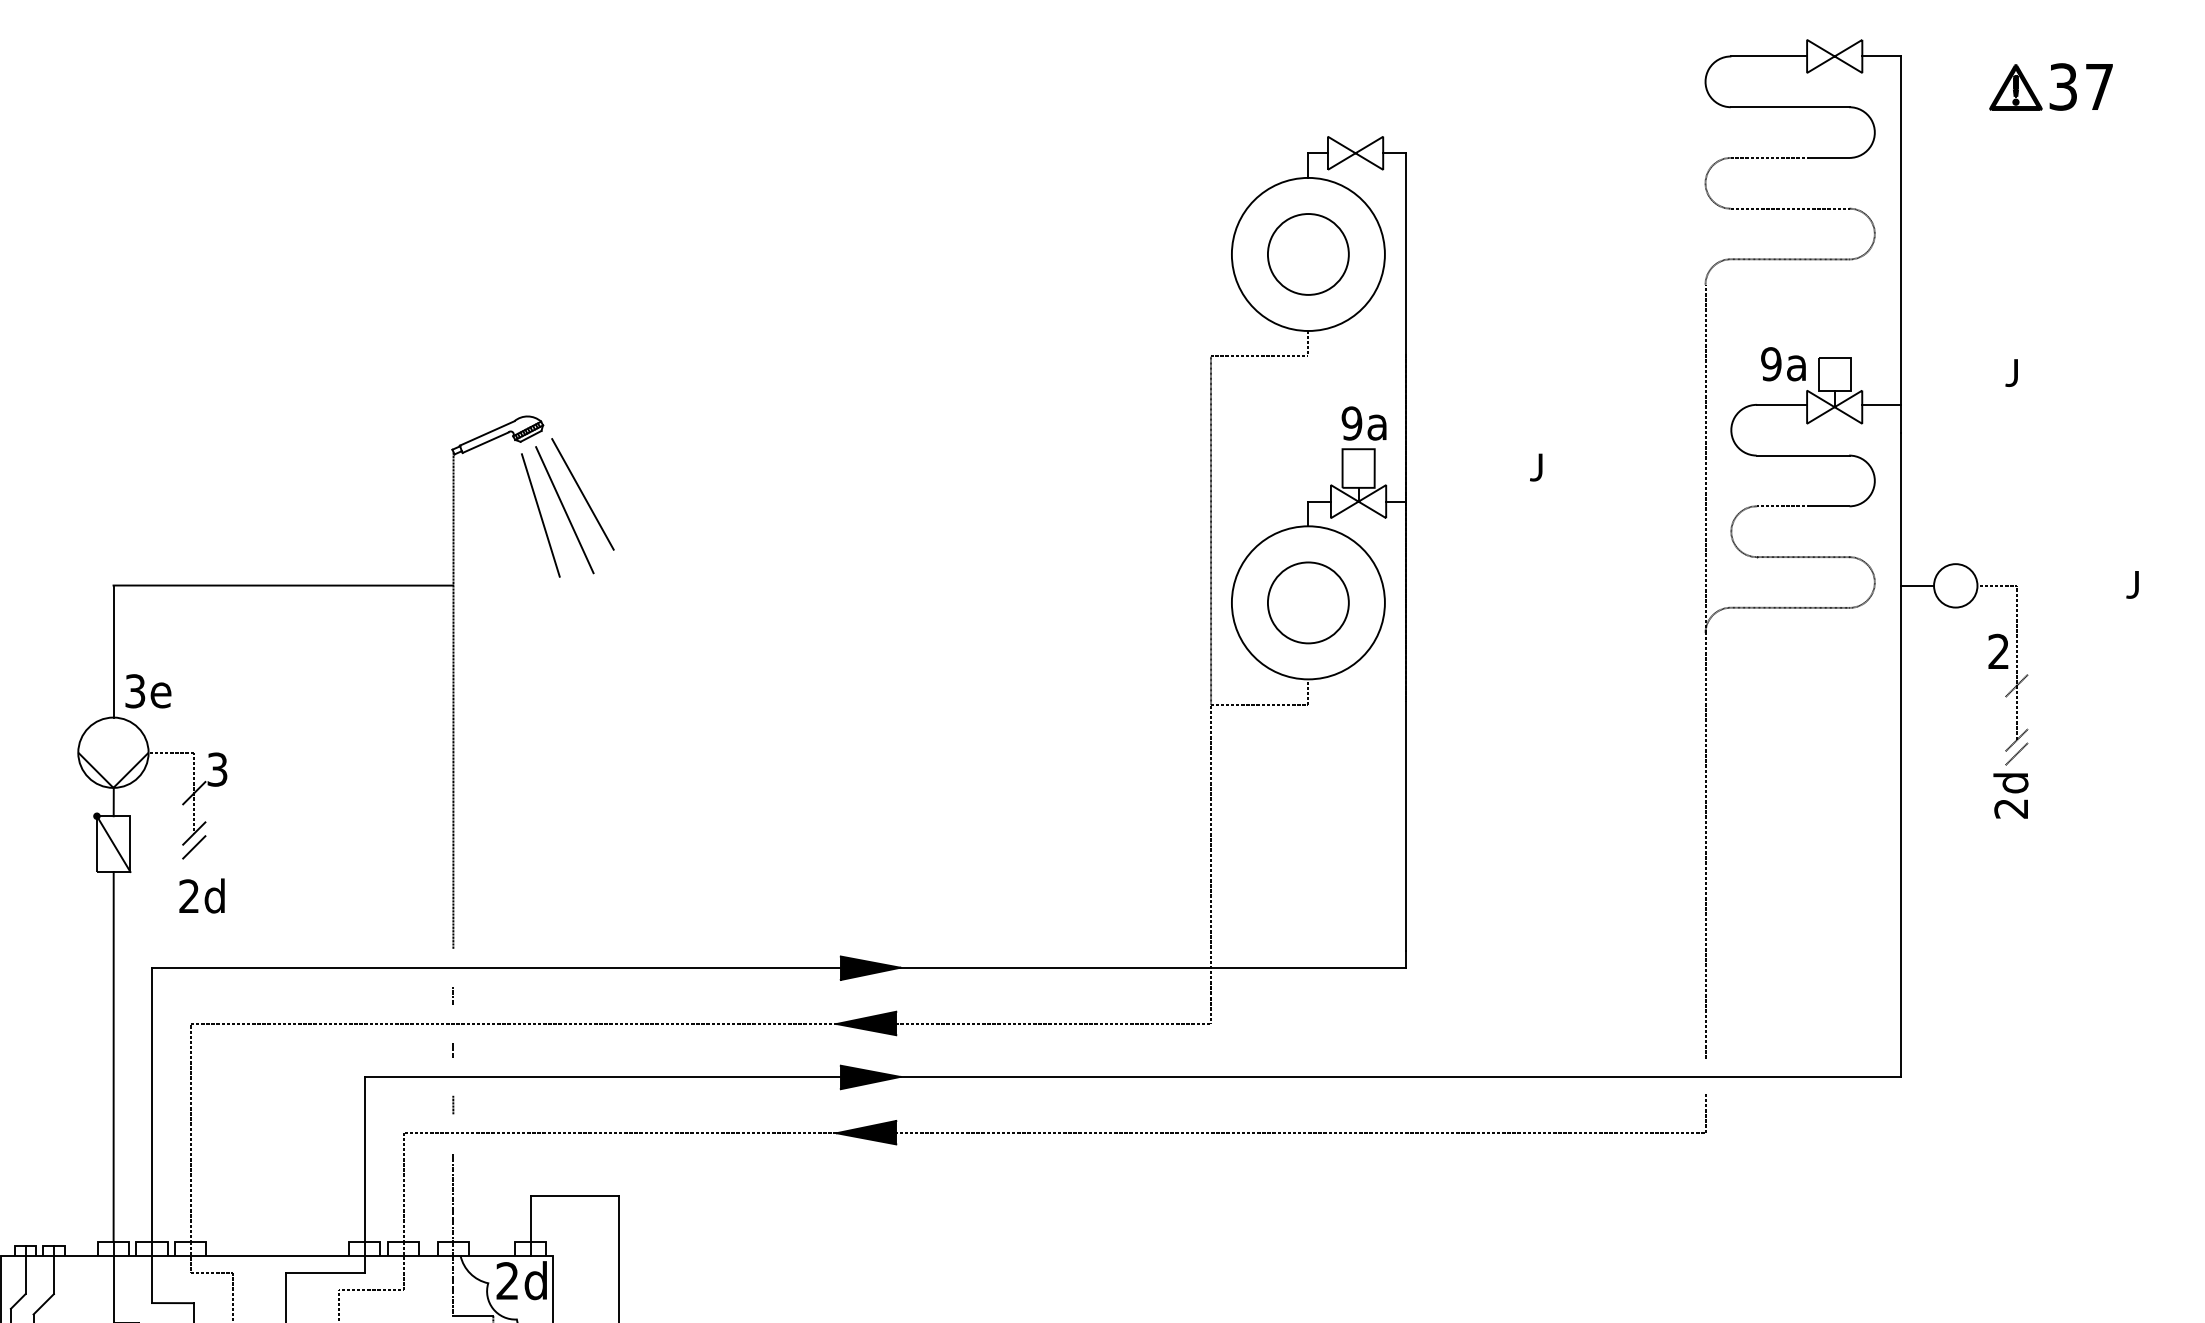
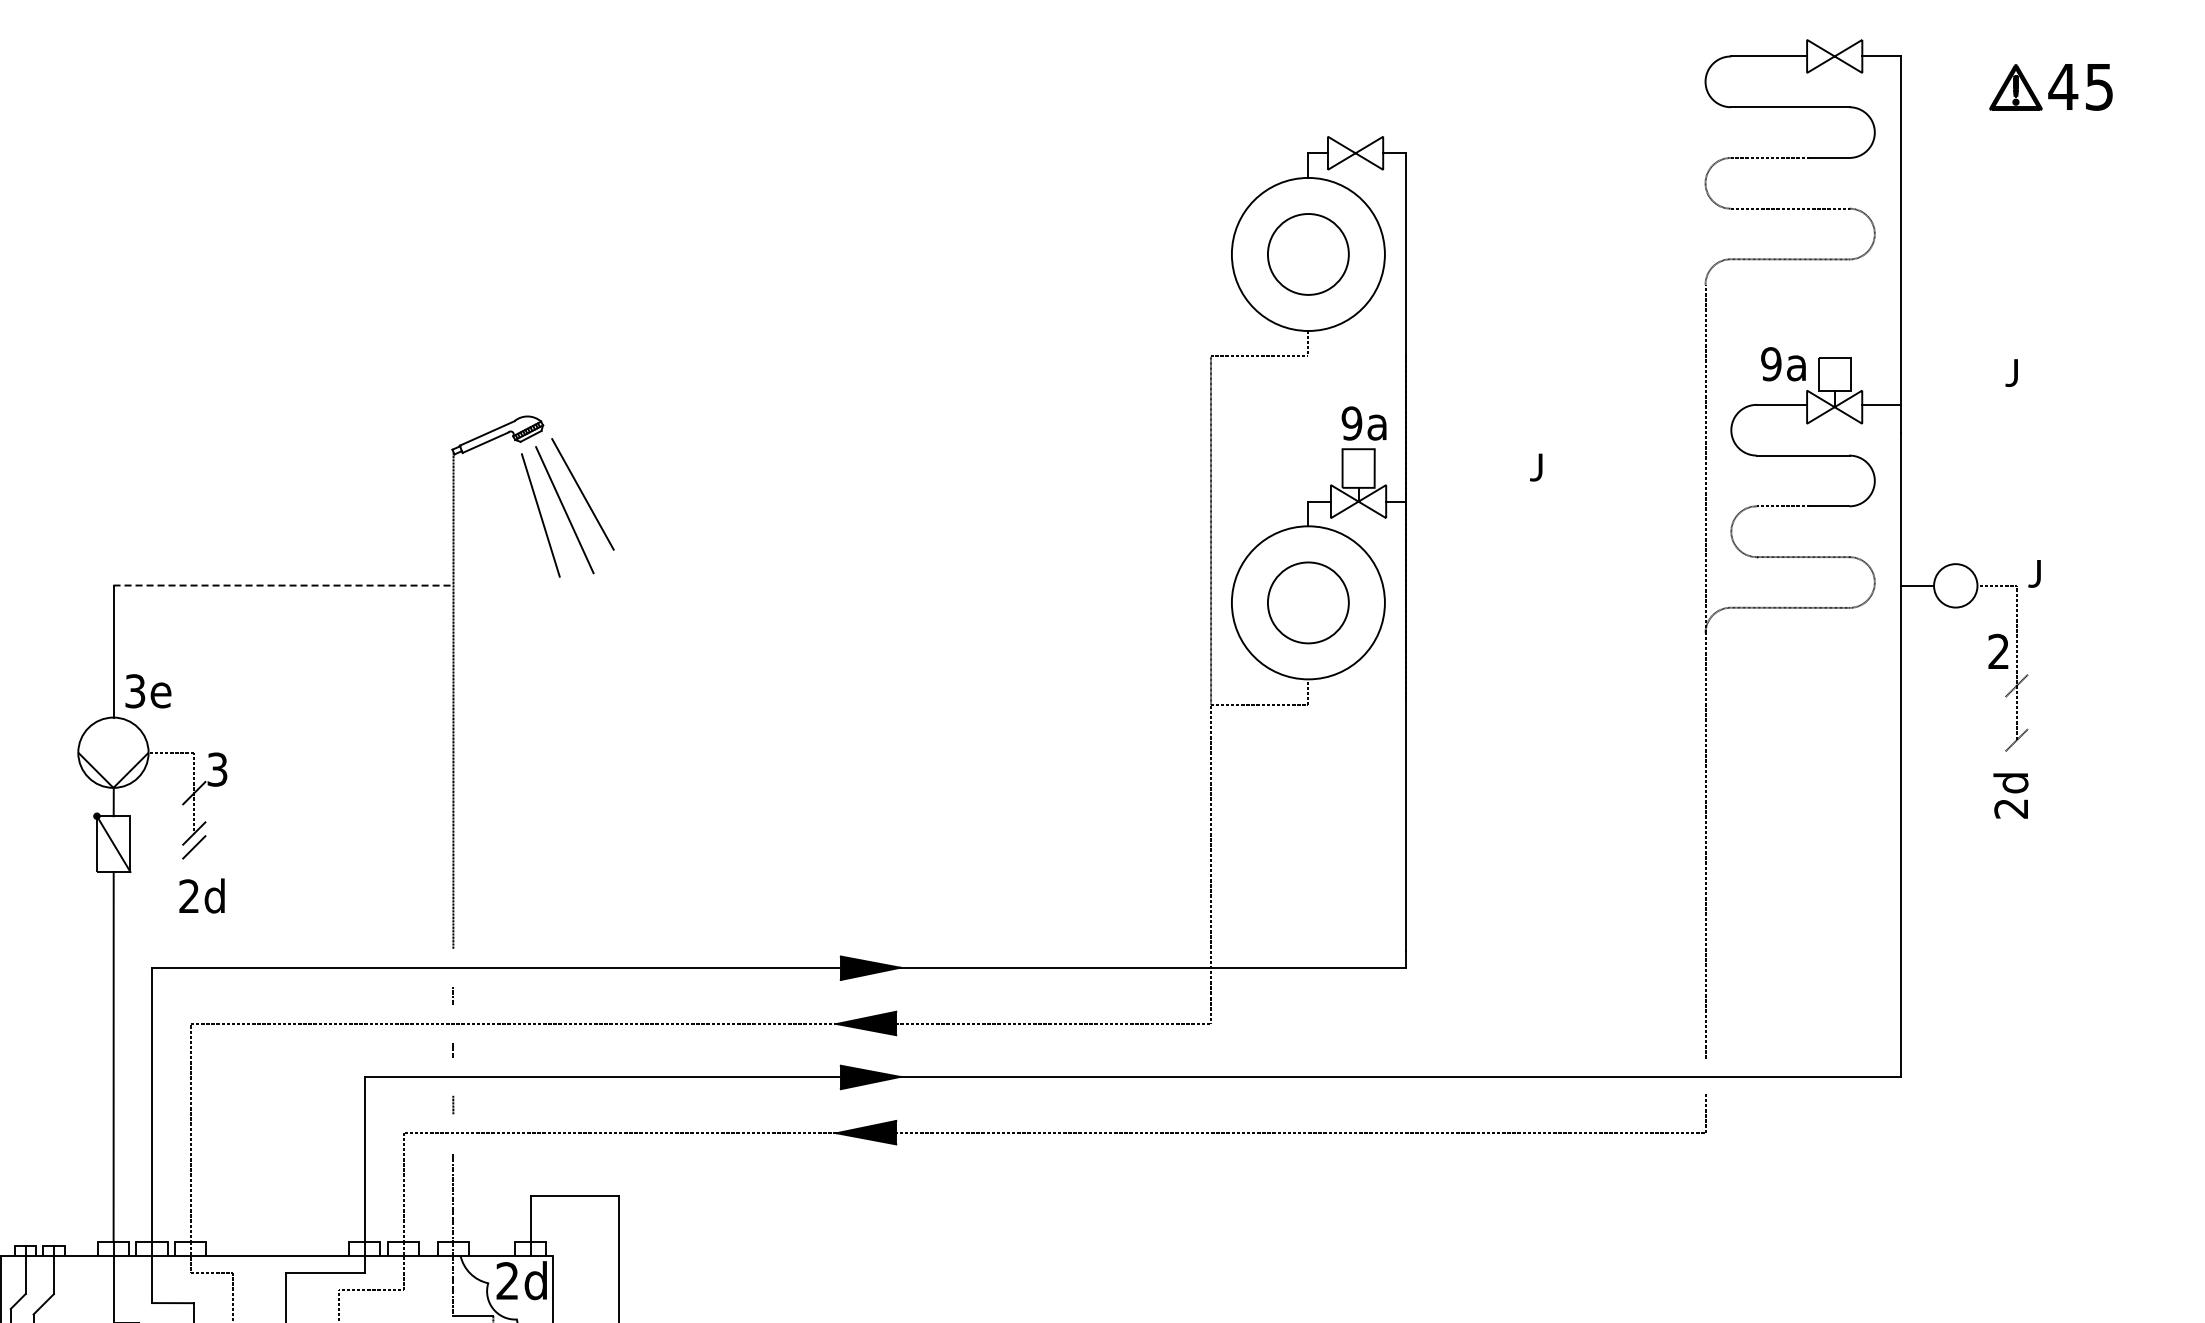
text: 37 -> 45 (2080, 86)
text position: (2132, 584) -> (2034, 573) (2034, 573)
line: solid -> dashed (283, 585)
line: present -> none (2016, 753)
